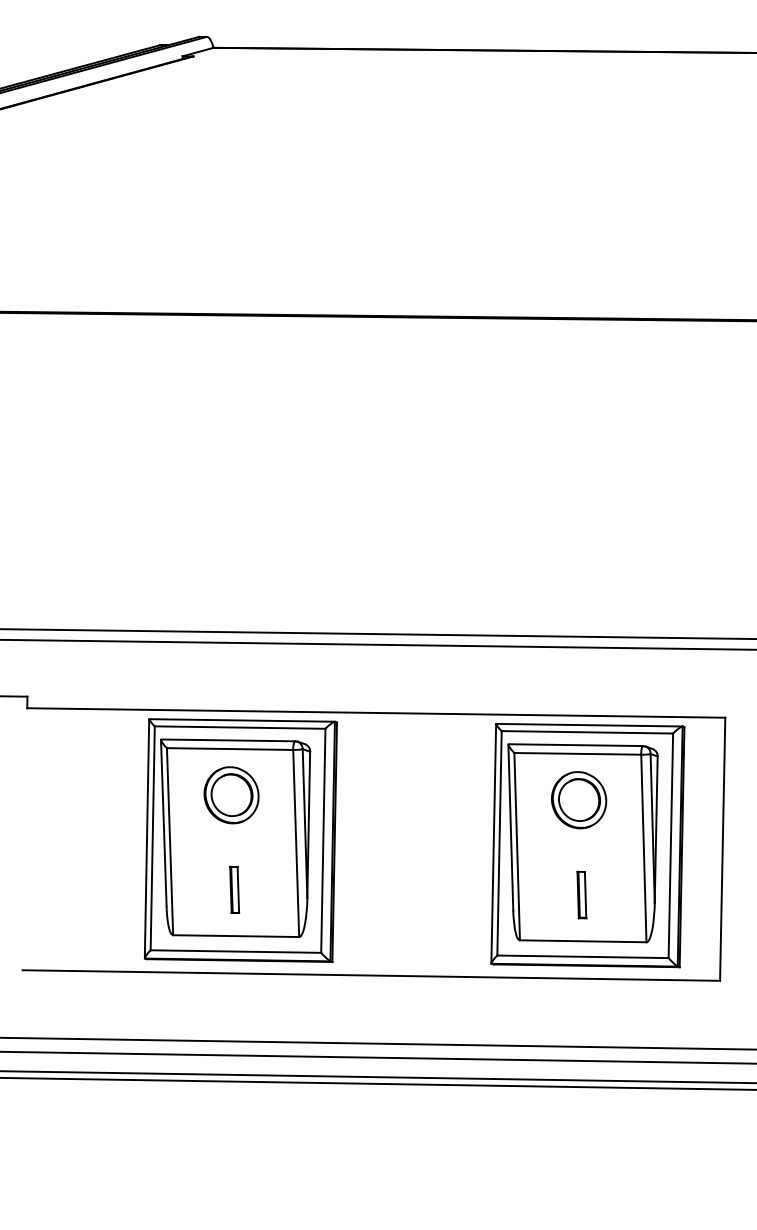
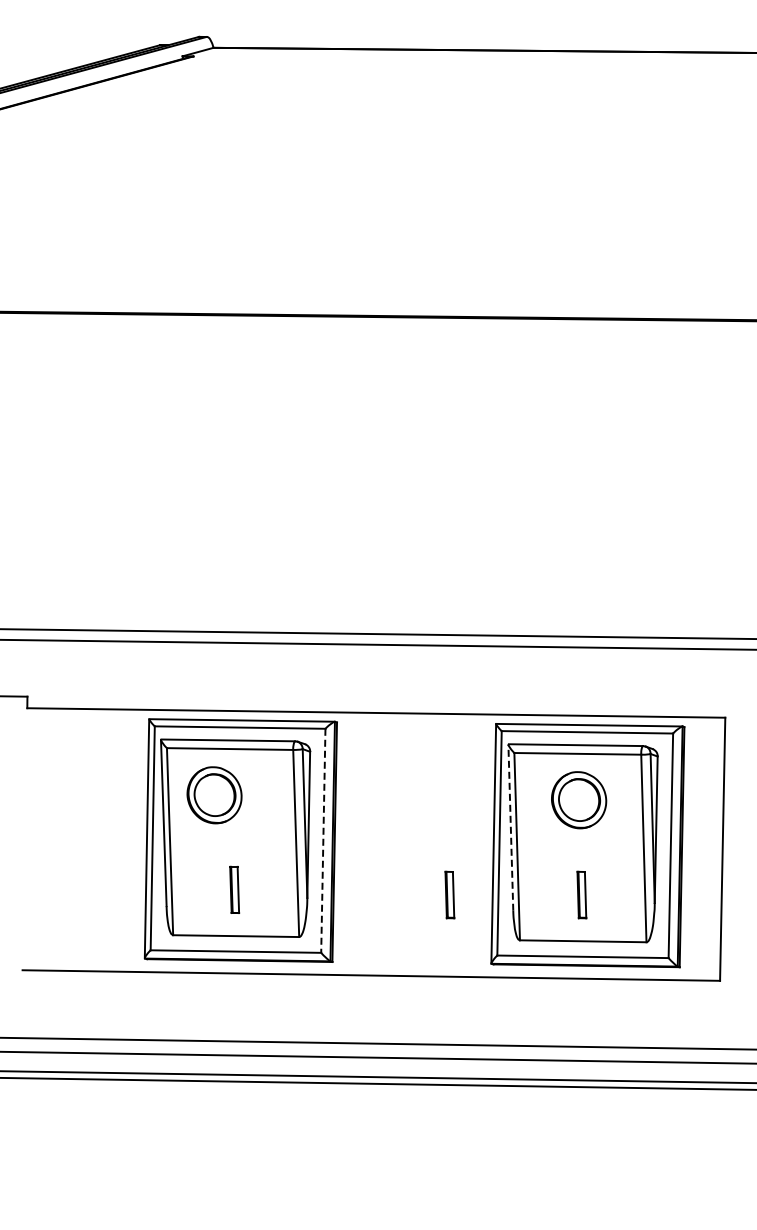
part position: (231, 795) -> (214, 795) (214, 795)
line: solid -> dashed (510, 827)
line: solid -> dashed (323, 841)
part: none -> present (449, 894)
